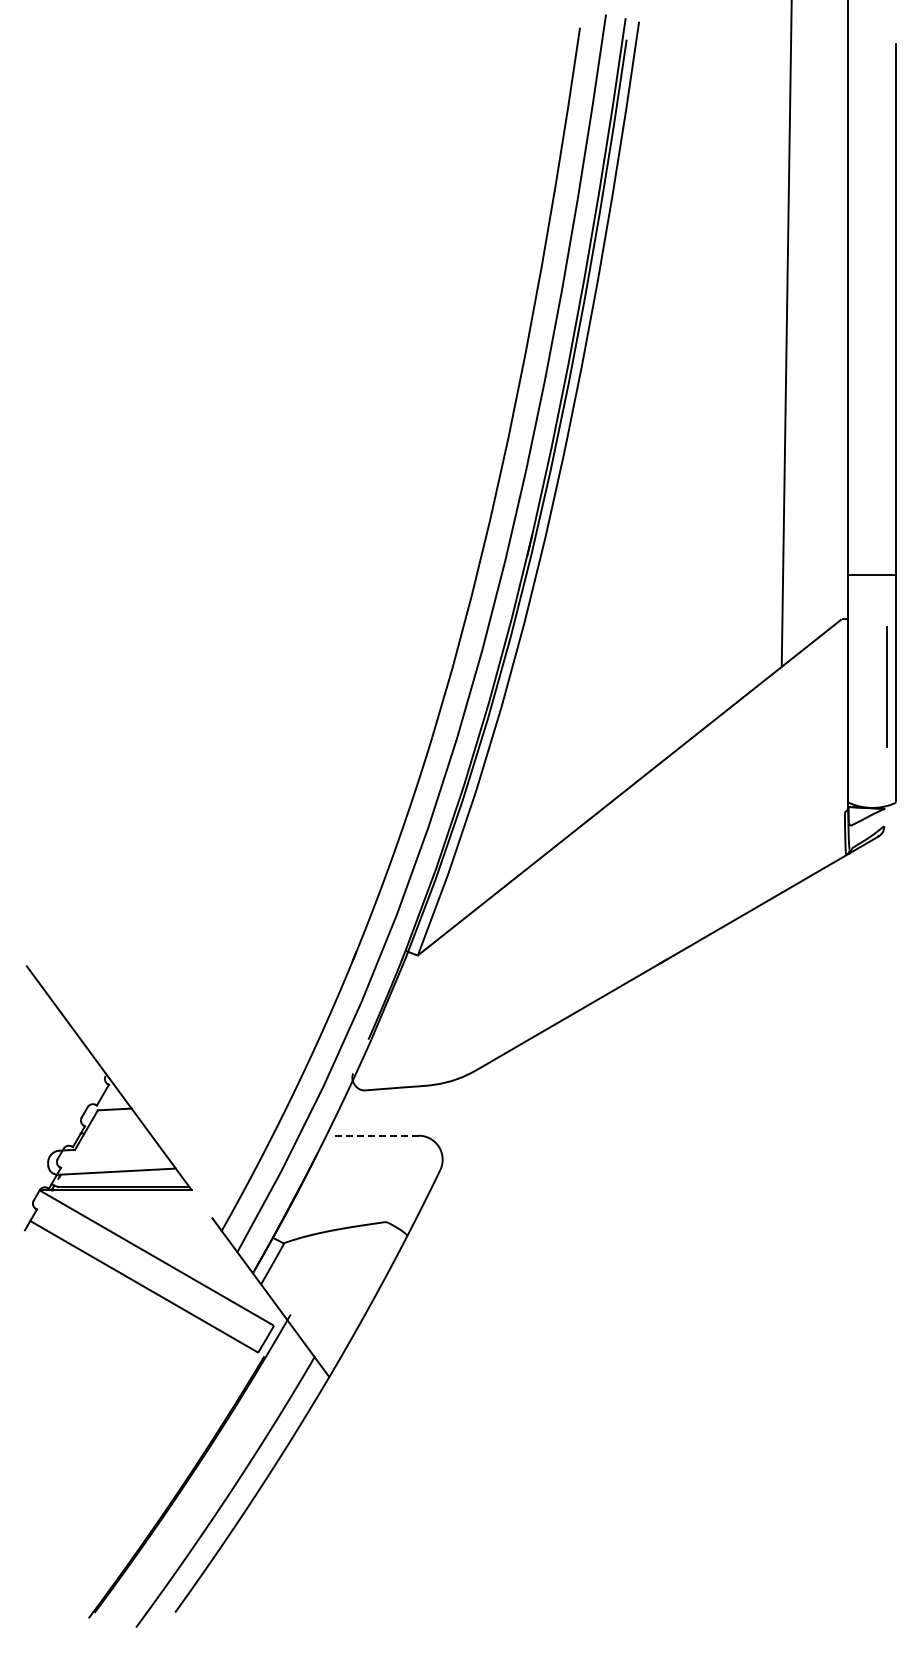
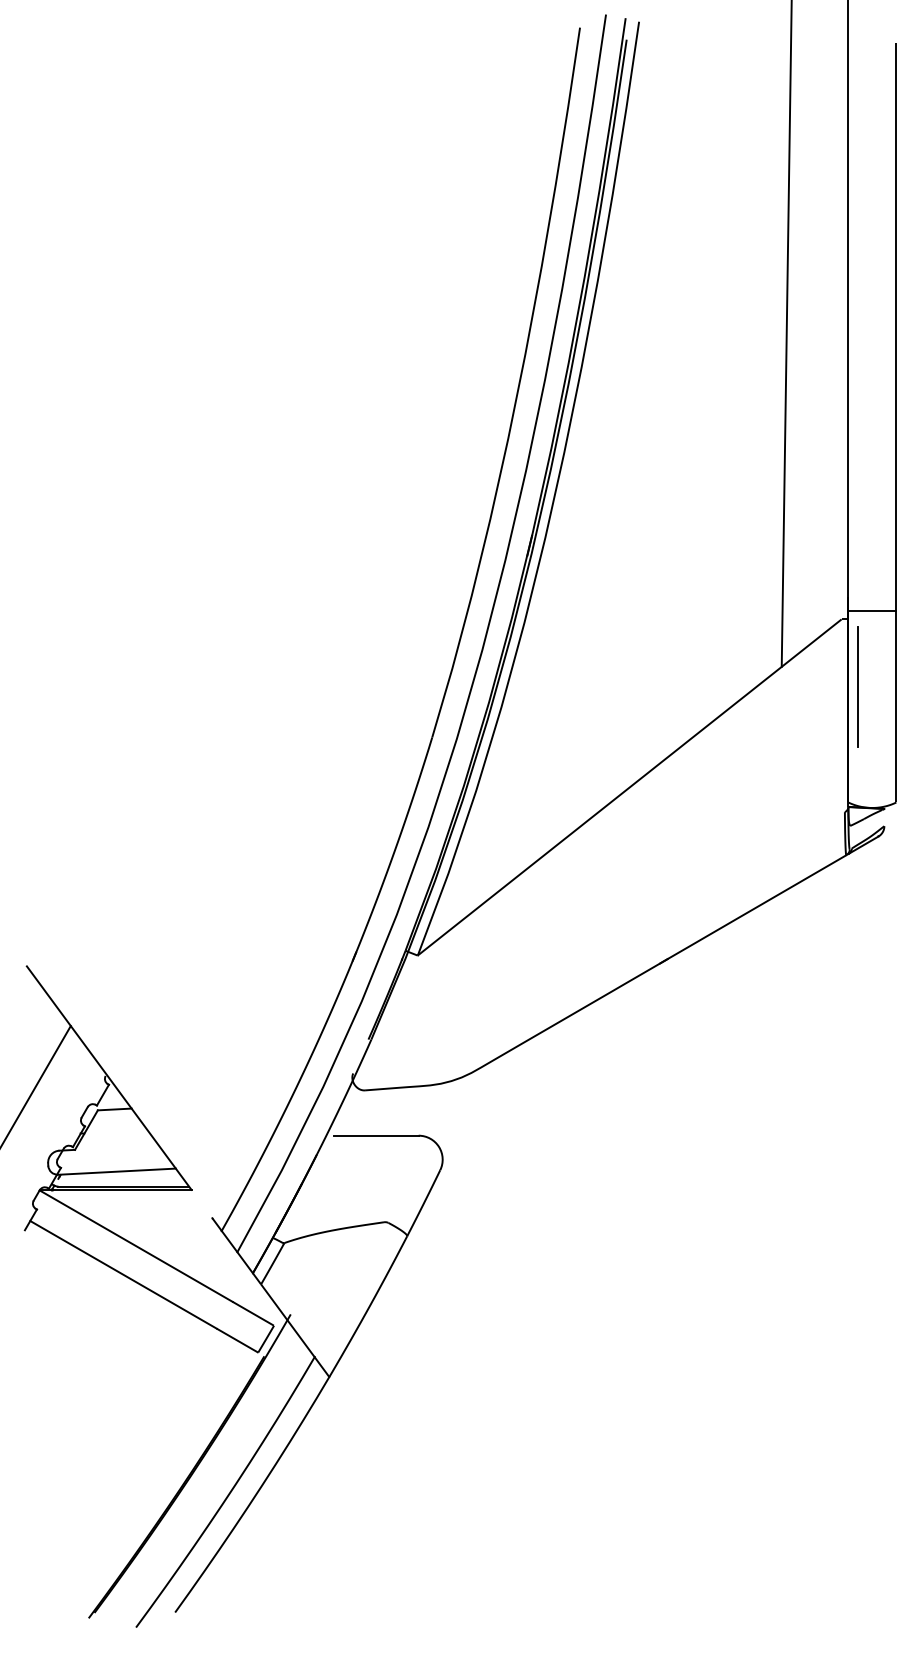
line position: (872, 575) -> (872, 611) (872, 611)
line position: (886, 686) -> (857, 686) (857, 686)
line: none -> present (36, 1085)
line: dashed -> solid (375, 1135)
